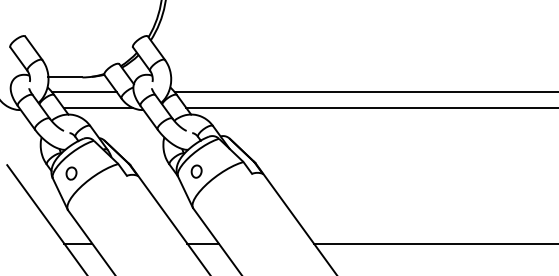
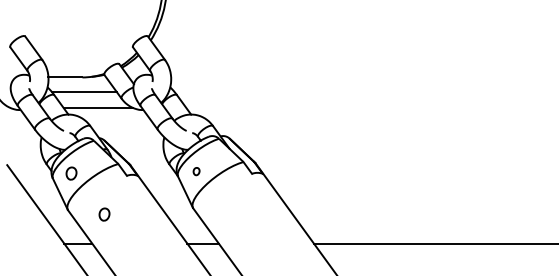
line: present -> none (364, 92)
line: present -> none (370, 107)
part size: 13x15 px -> 9x10 px (196, 171)
part: none -> present (104, 214)
